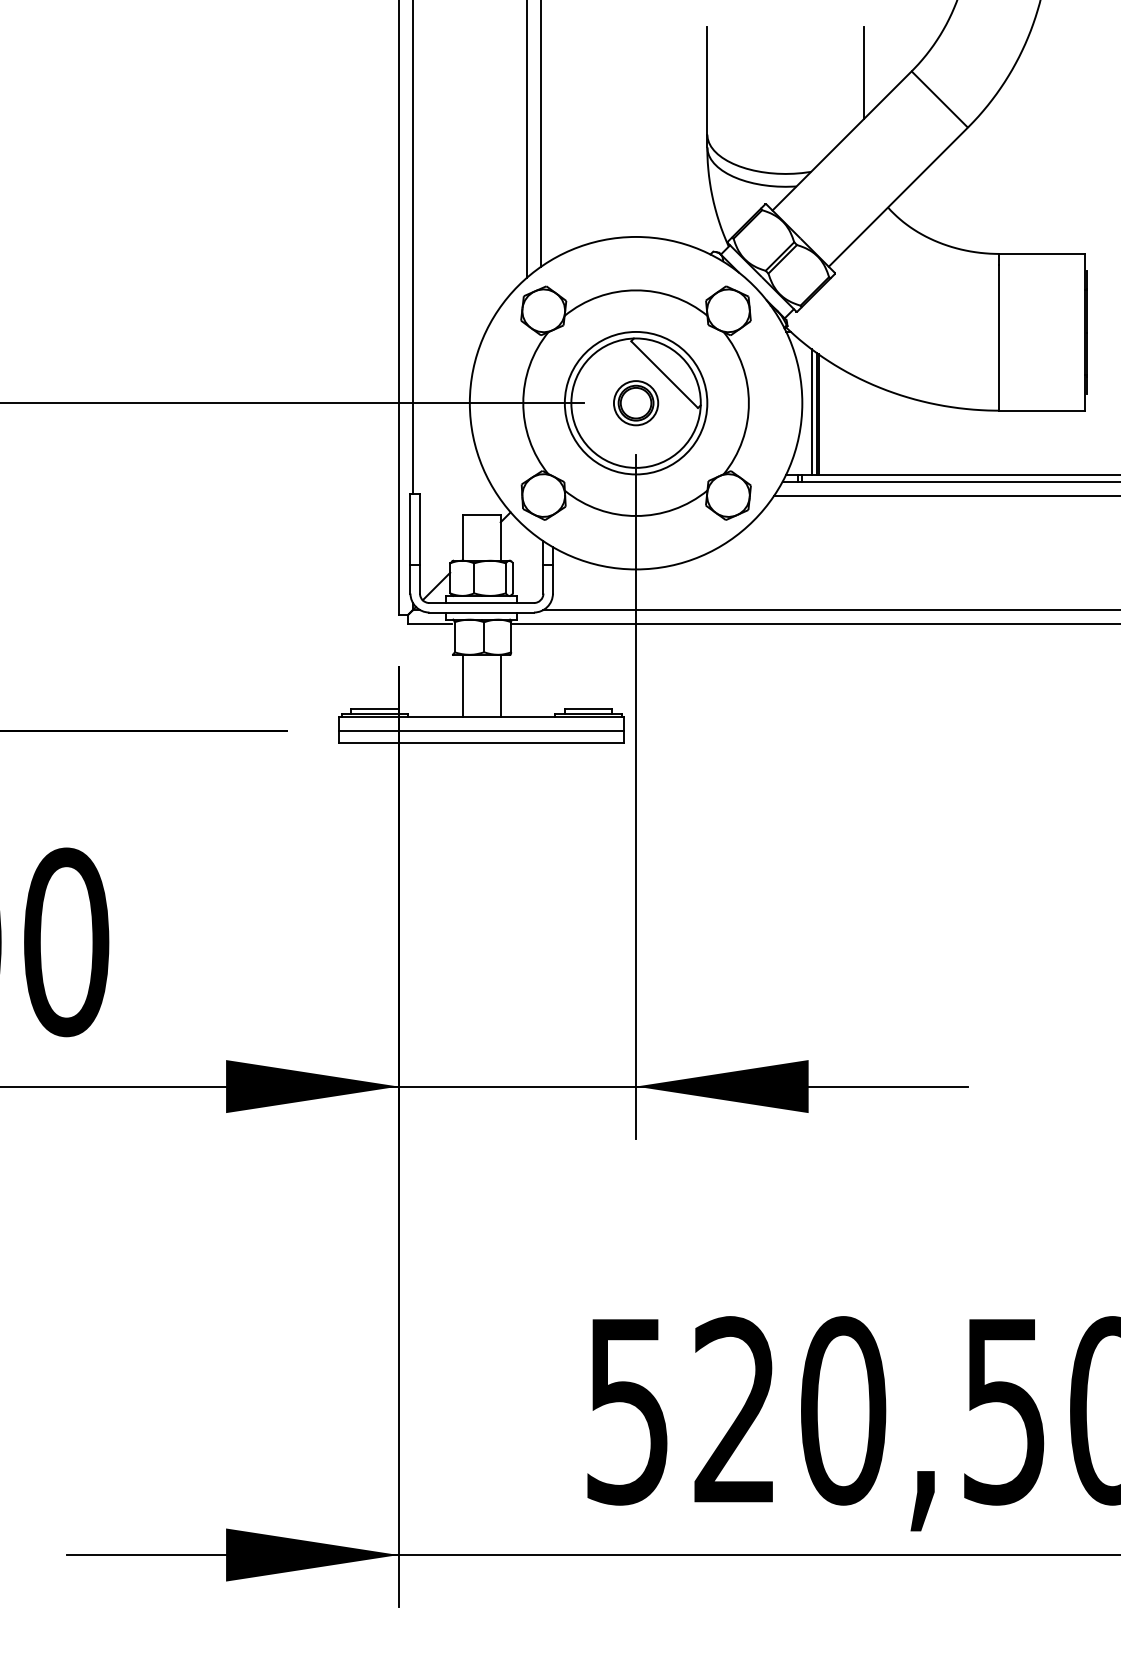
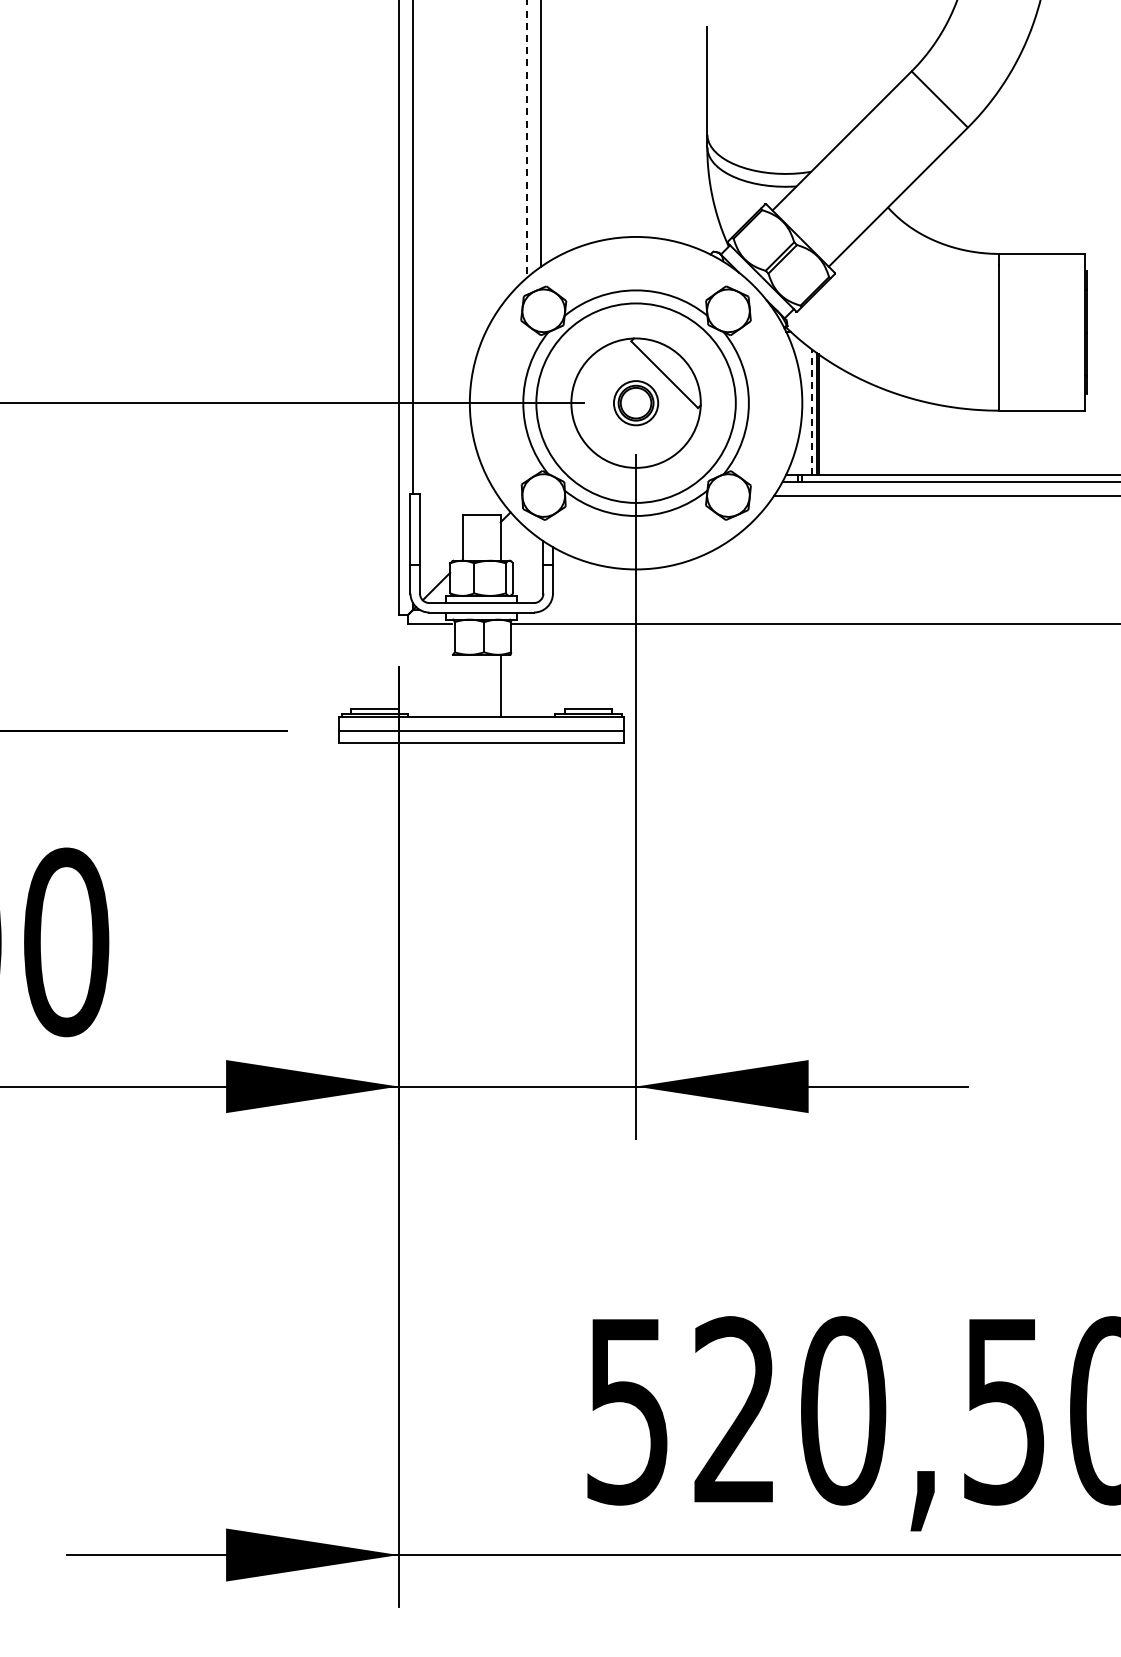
line: present -> none (864, 72)
line: solid -> dashed (526, 138)
circle diameter: 142 px -> 199 px (635, 402)
line: solid -> dashed (811, 411)
line: present -> none (830, 610)
line: present -> none (462, 685)
